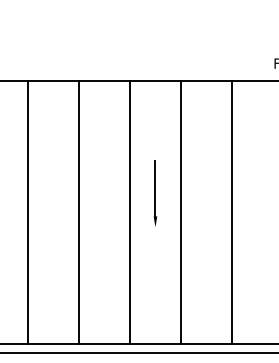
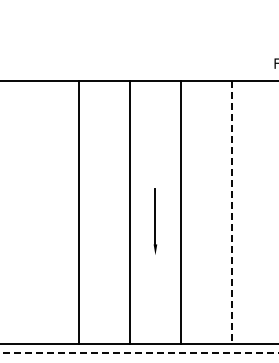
part position: (155, 193) -> (155, 221) (155, 221)
line: present -> none (28, 212)
line: solid -> dashed (231, 213)
line: solid -> dashed (139, 352)
